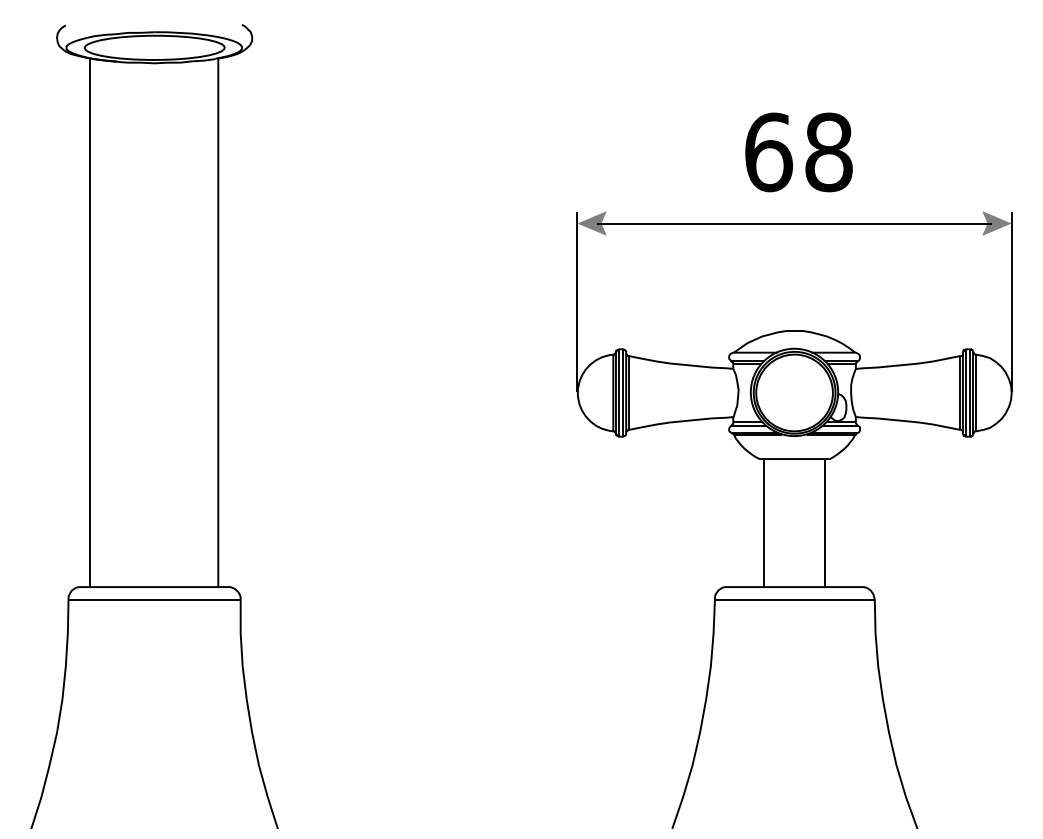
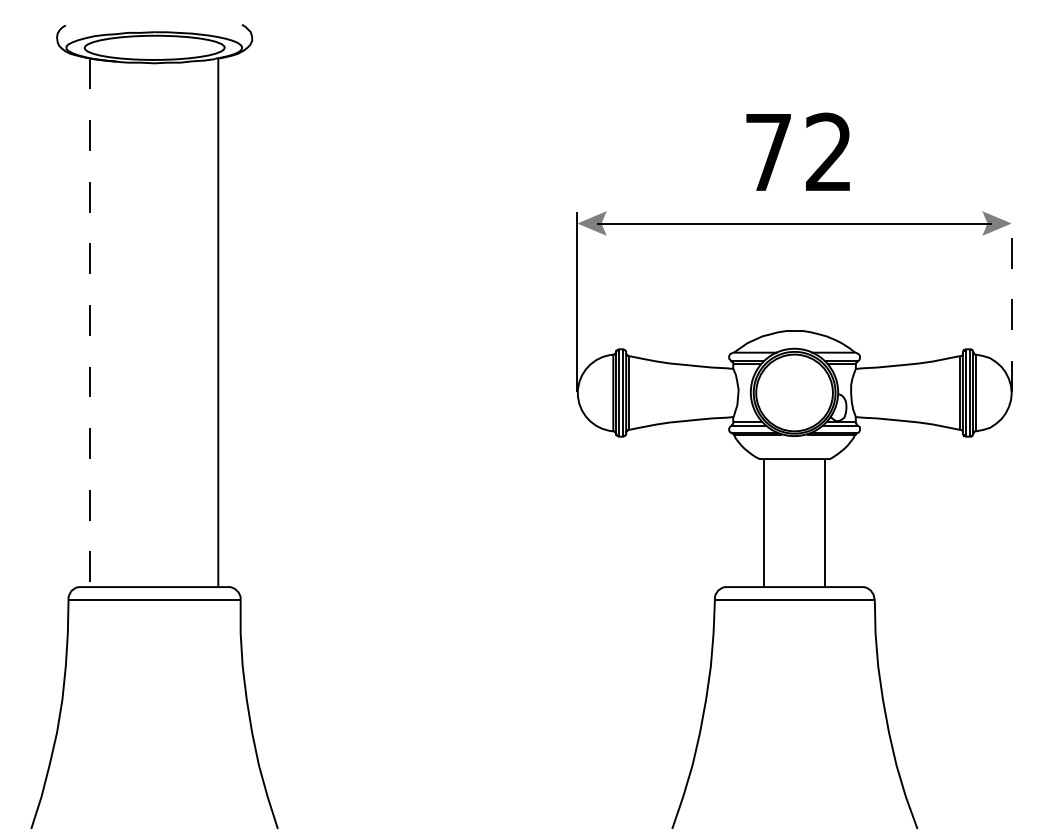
text: 68 -> 72 (798, 152)
line: solid -> dashed (1011, 302)
line: solid -> dashed (90, 323)
